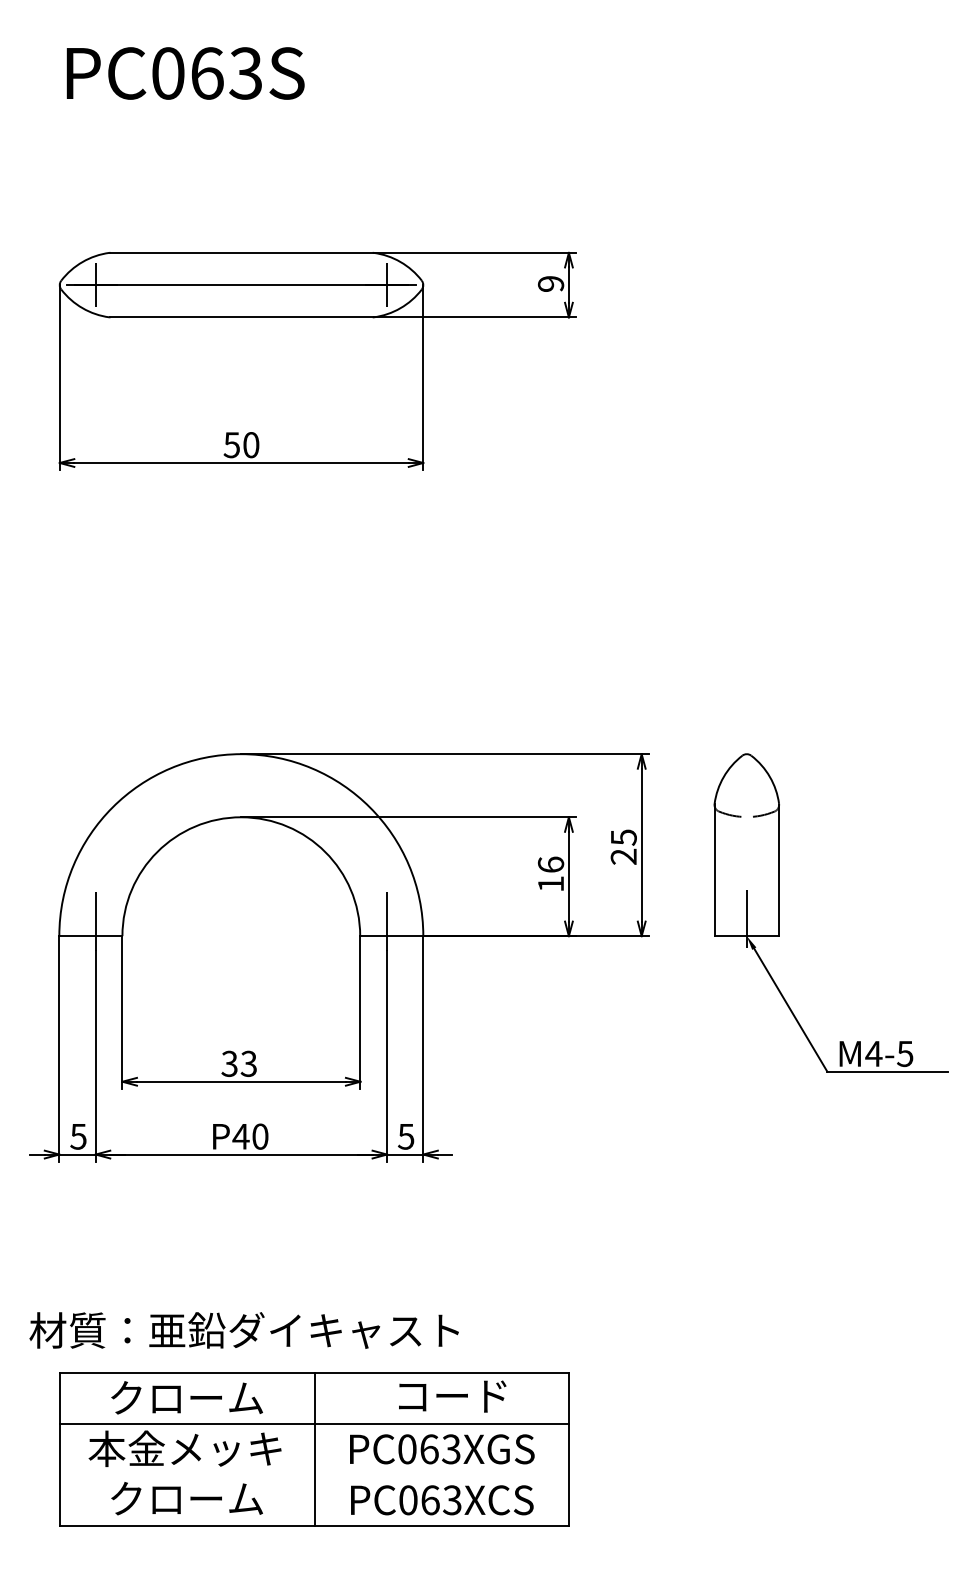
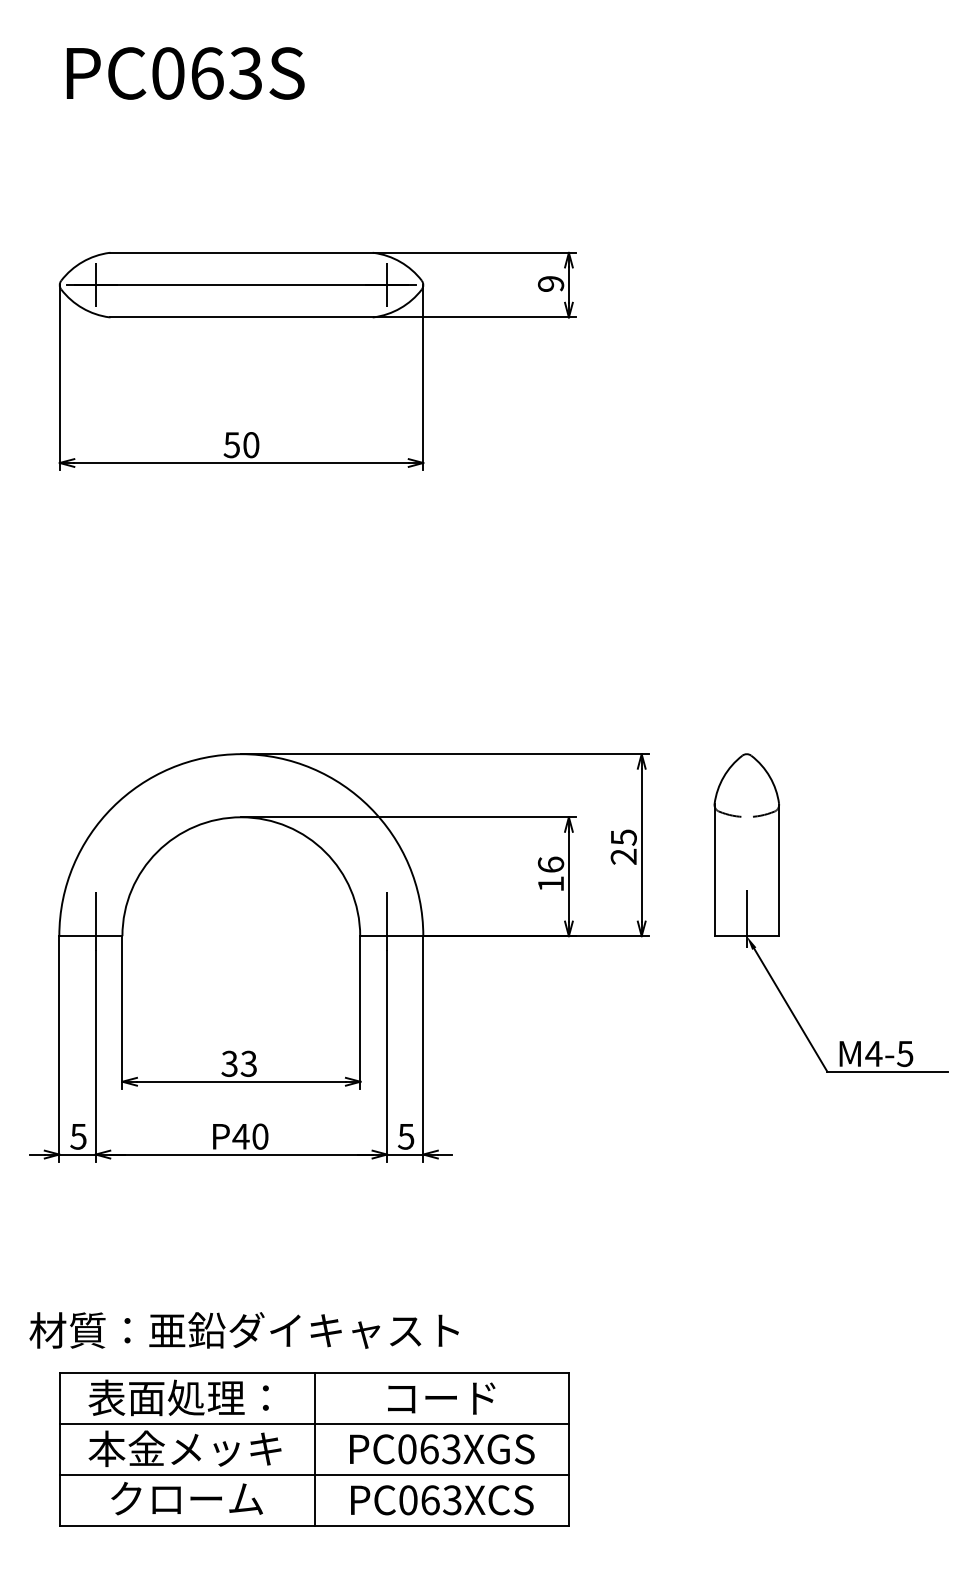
text position: (452, 1396) -> (441, 1398) (441, 1398)
text: クローム -> 表面処理： (178, 1397)
line: none -> present (314, 1474)
